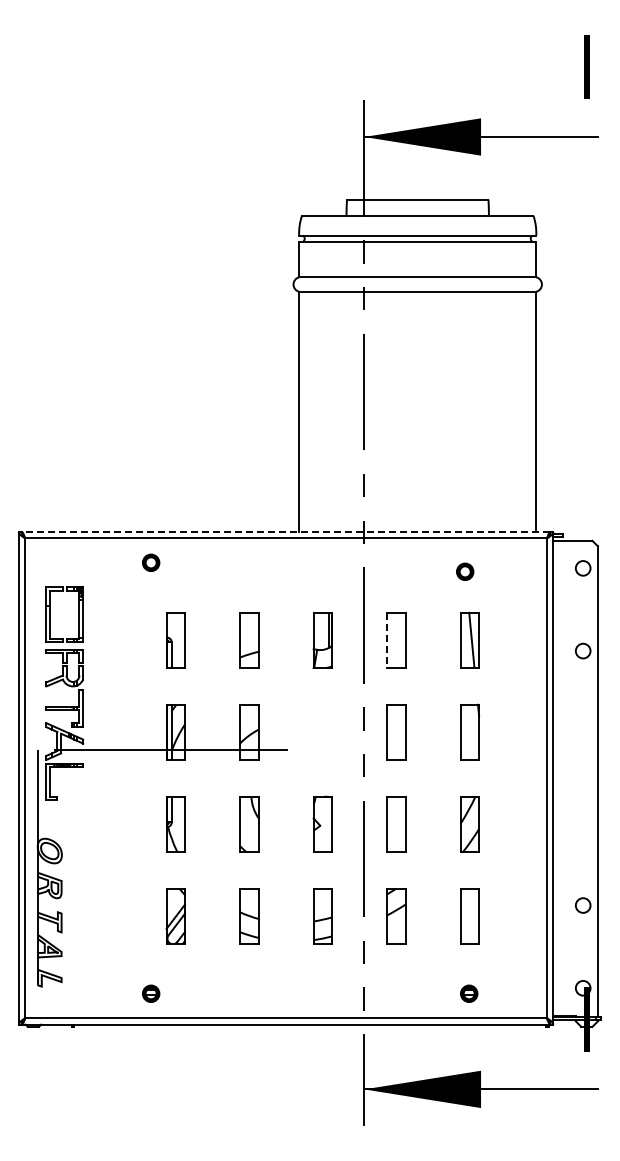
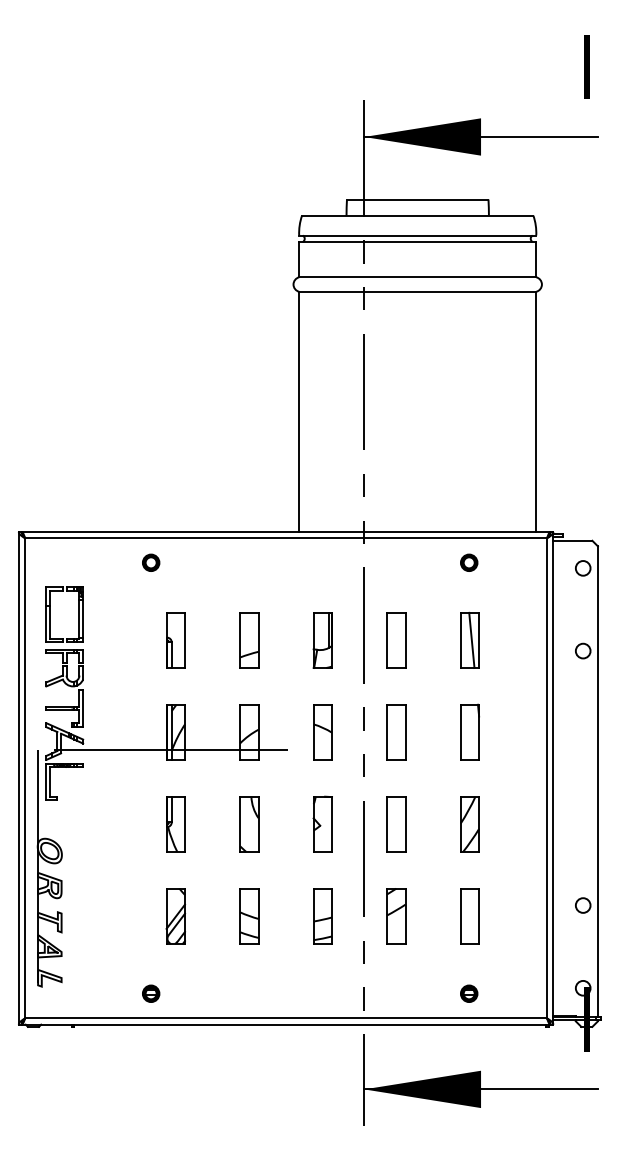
line: dashed -> solid (285, 531)
part position: (465, 571) -> (469, 562) (469, 562)
line: dashed -> solid (387, 640)
part: none -> present (322, 732)
